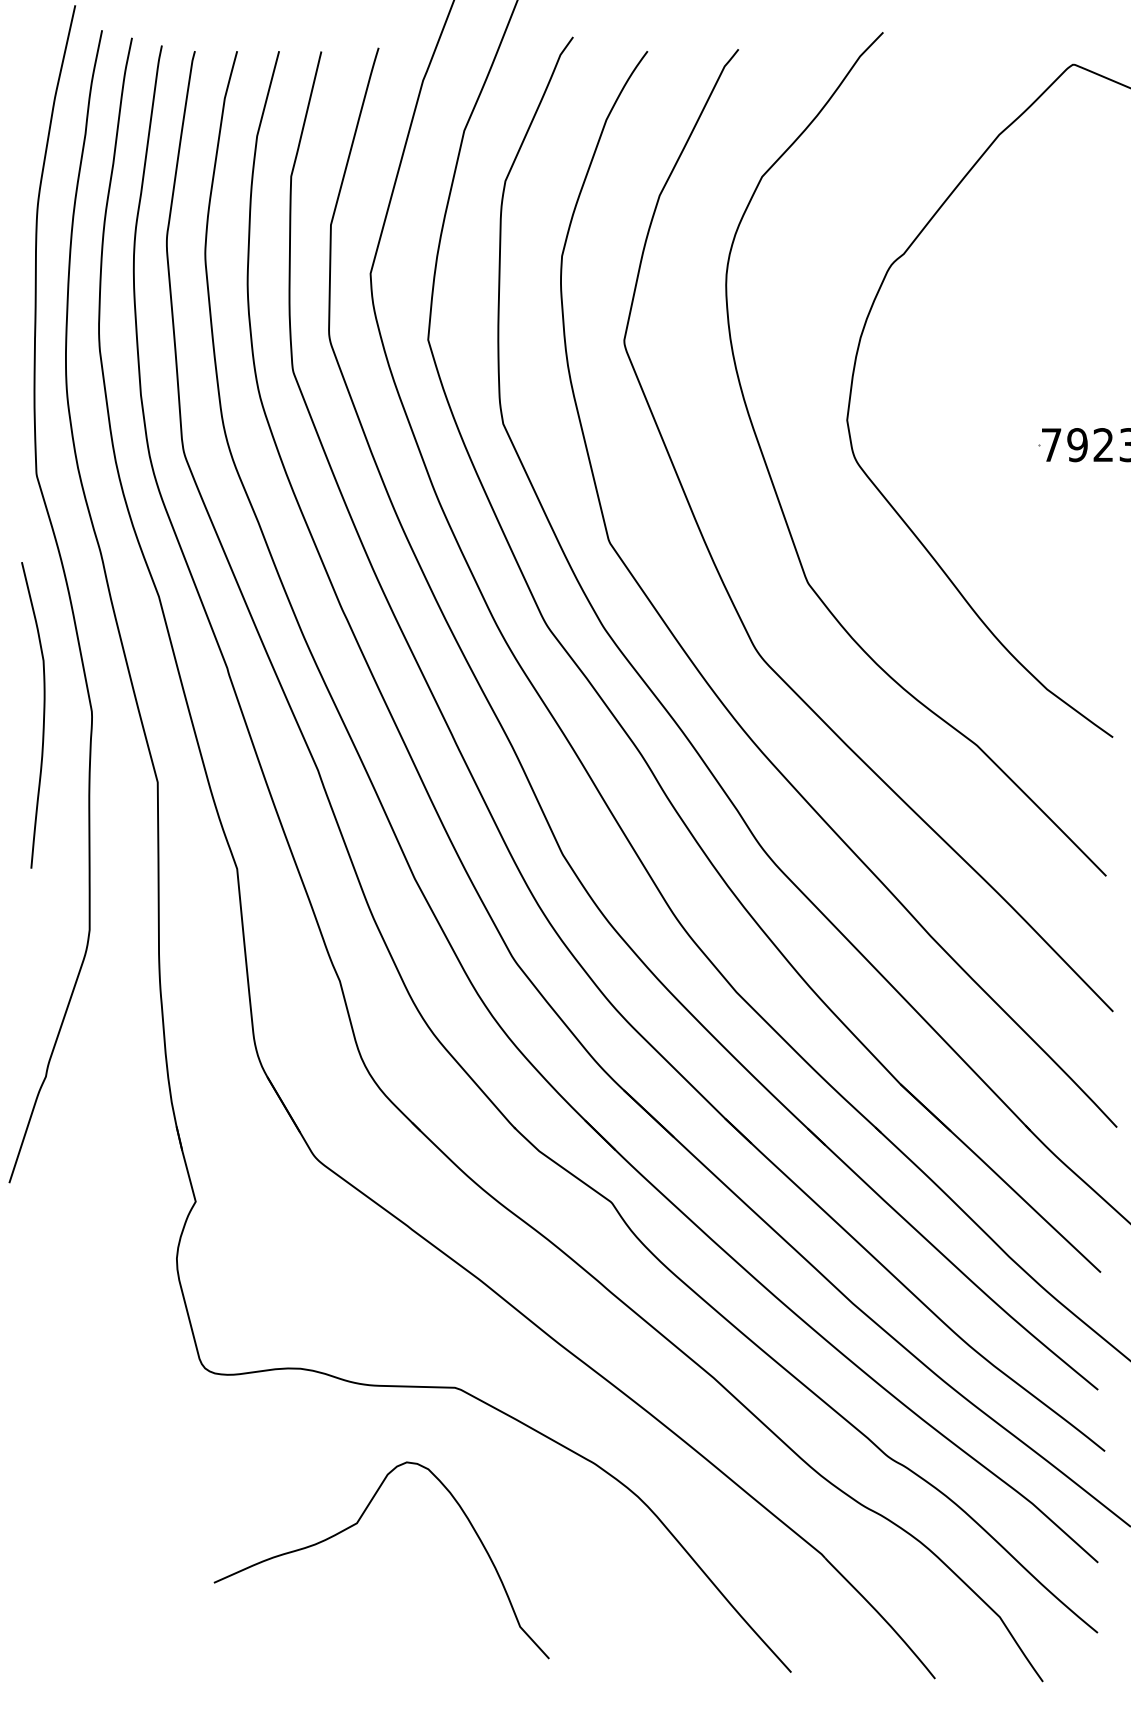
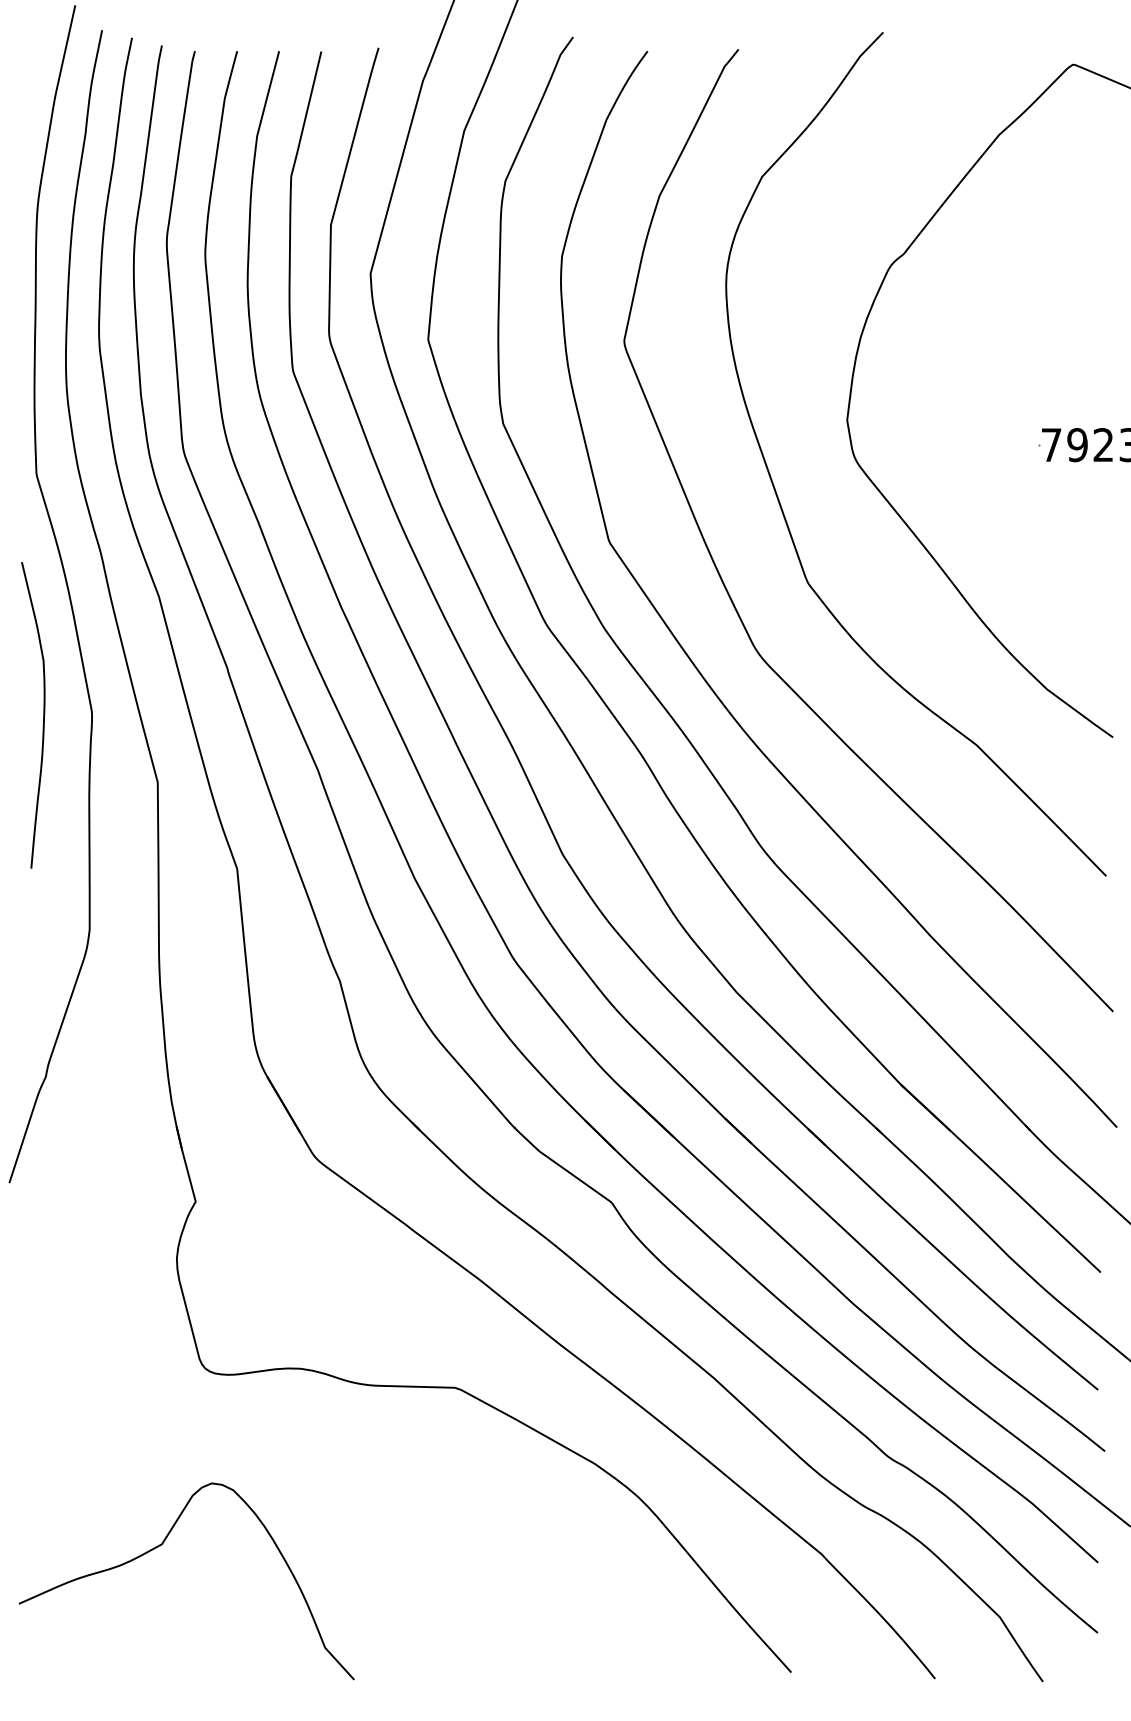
curve position: (357, 1524) -> (162, 1545) (162, 1545)
